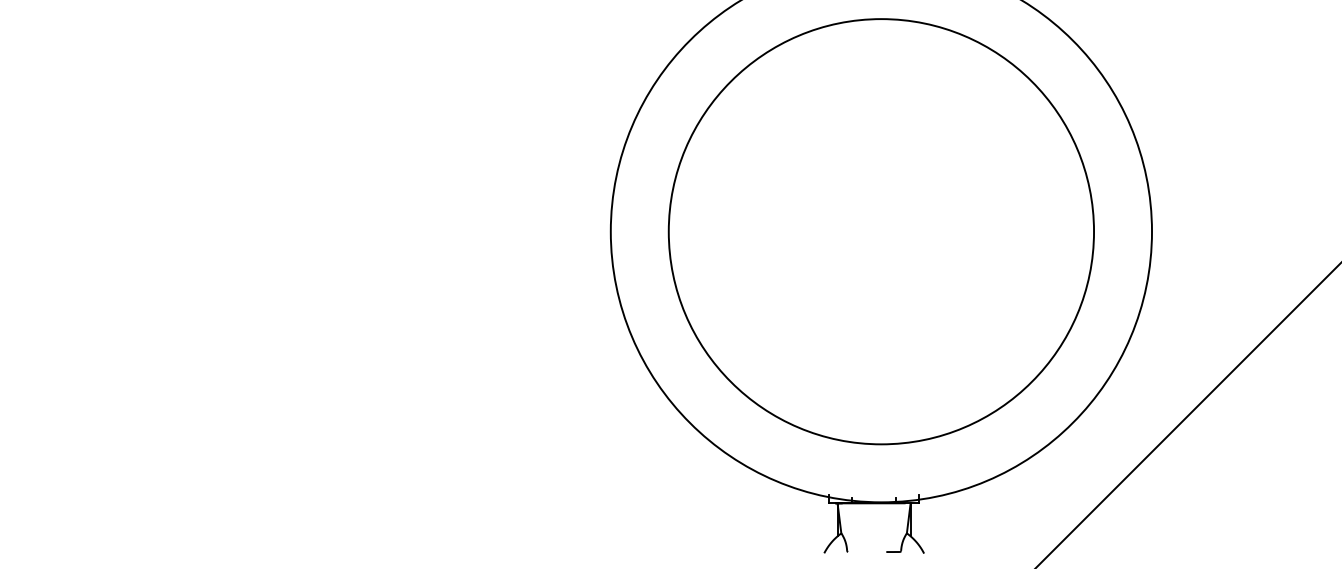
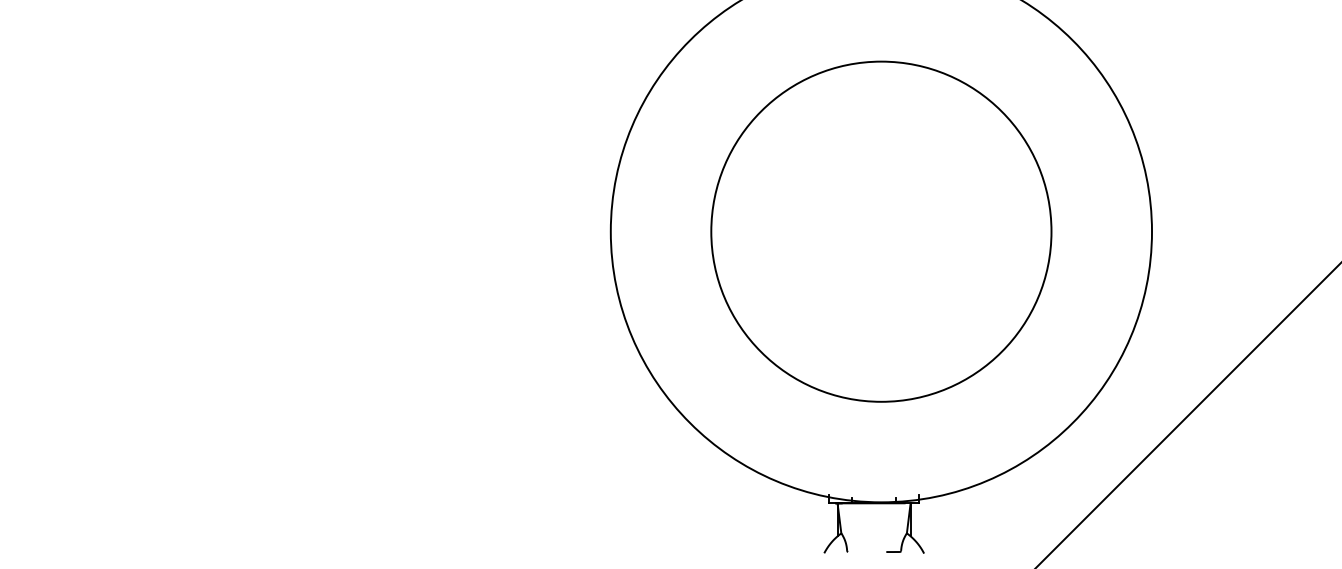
circle diameter: 425 px -> 340 px (881, 231)
